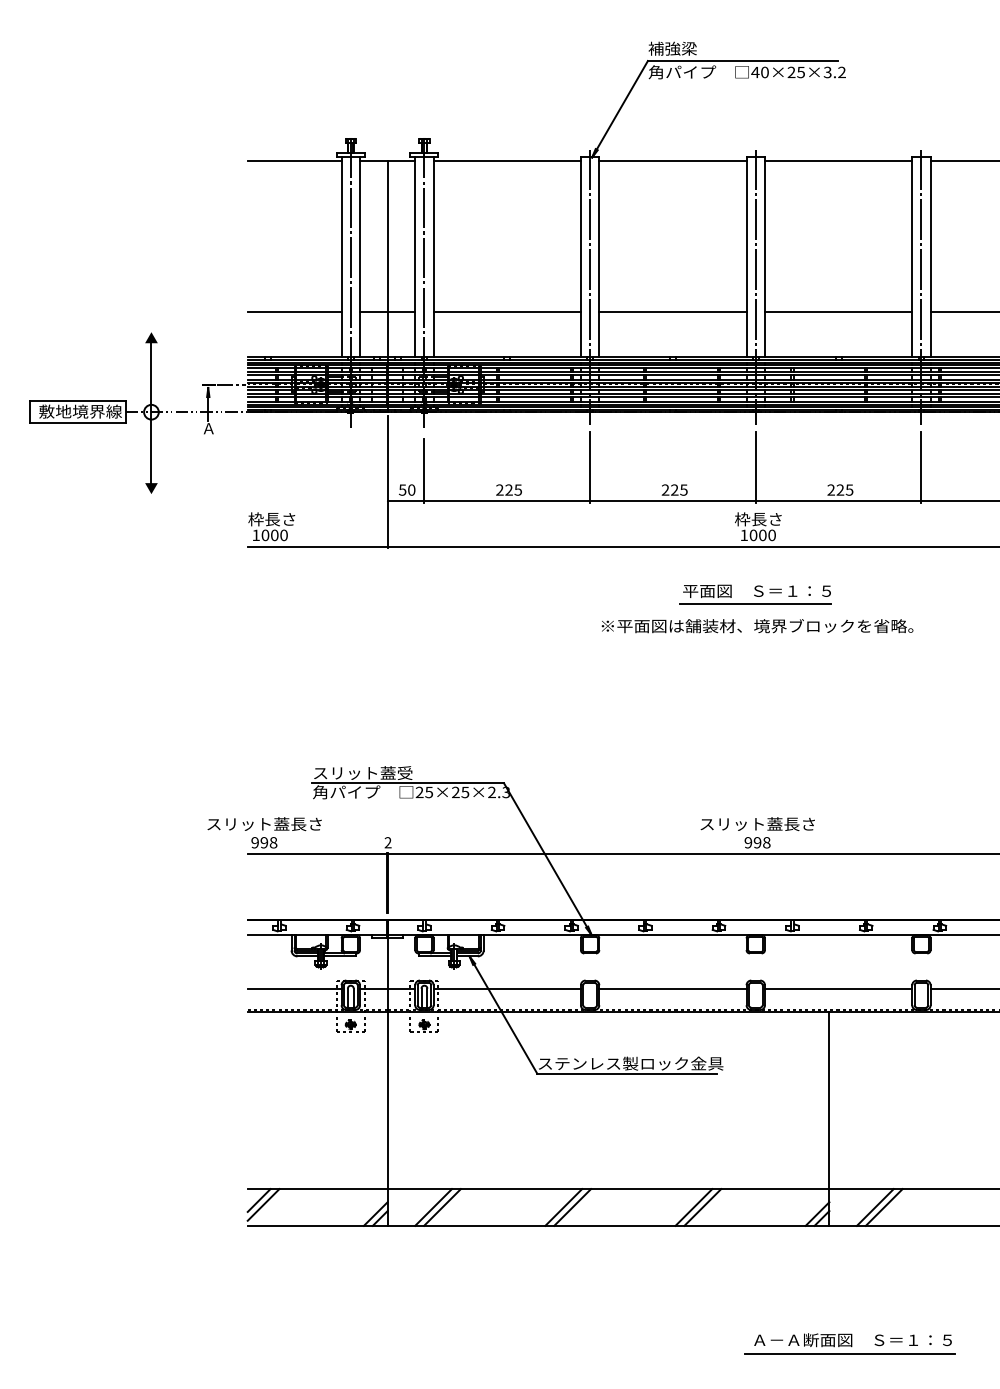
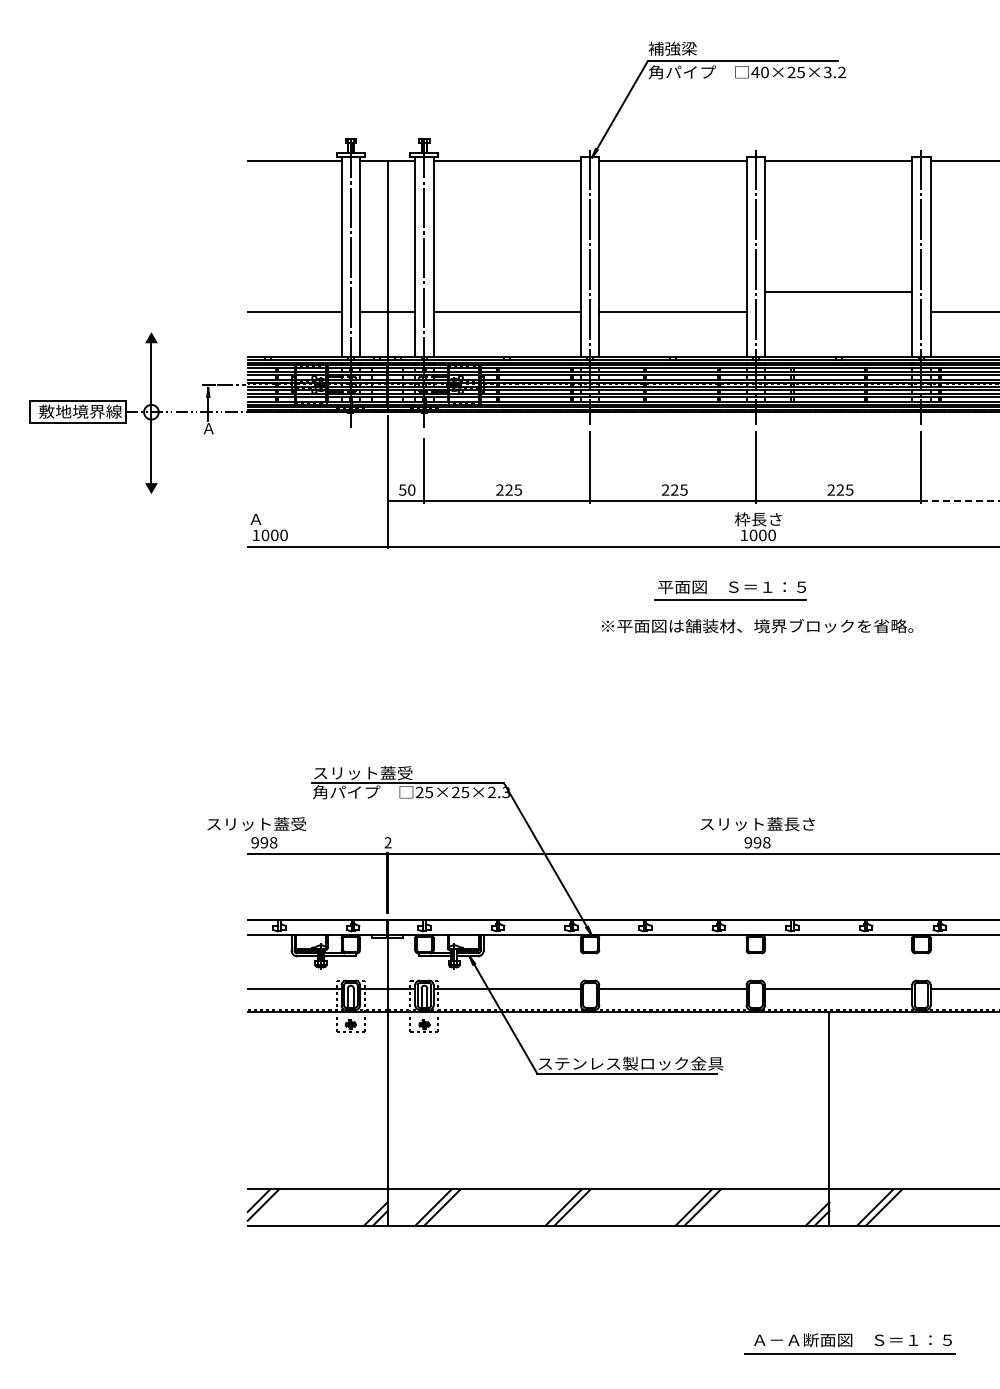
line position: (838, 311) -> (838, 291) (838, 291)
line: solid -> dashed (960, 501)
text: 枠長さ -> Ａ (271, 519)
part position: (755, 594) -> (730, 590) (730, 590)
text: スリット蓋長さ -> スリット蓋受 (306, 823)
